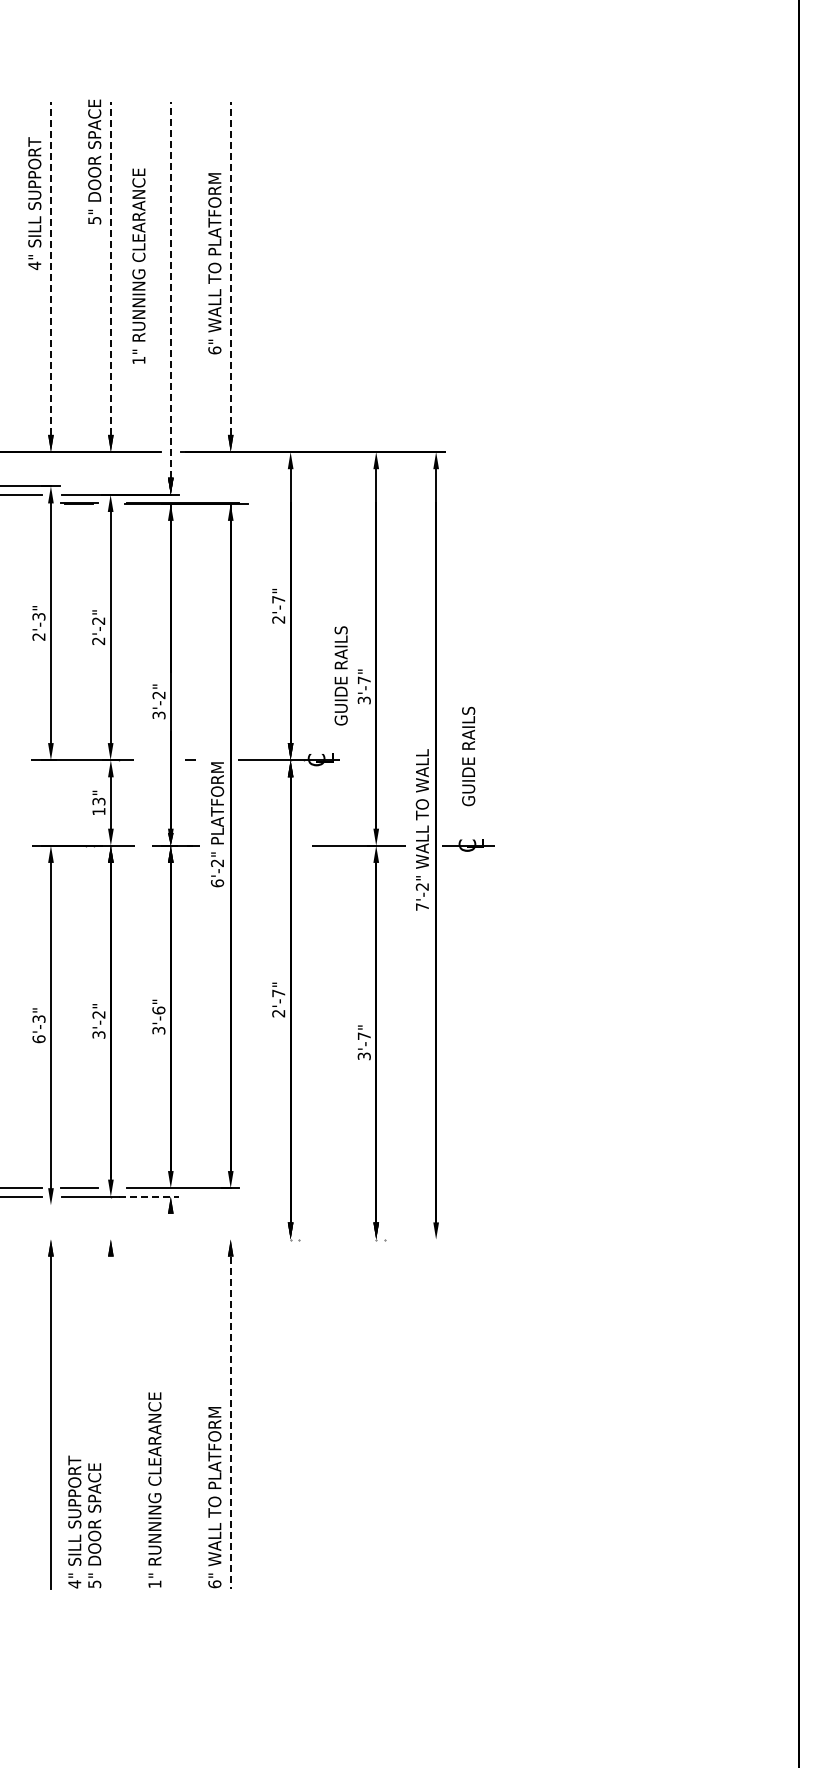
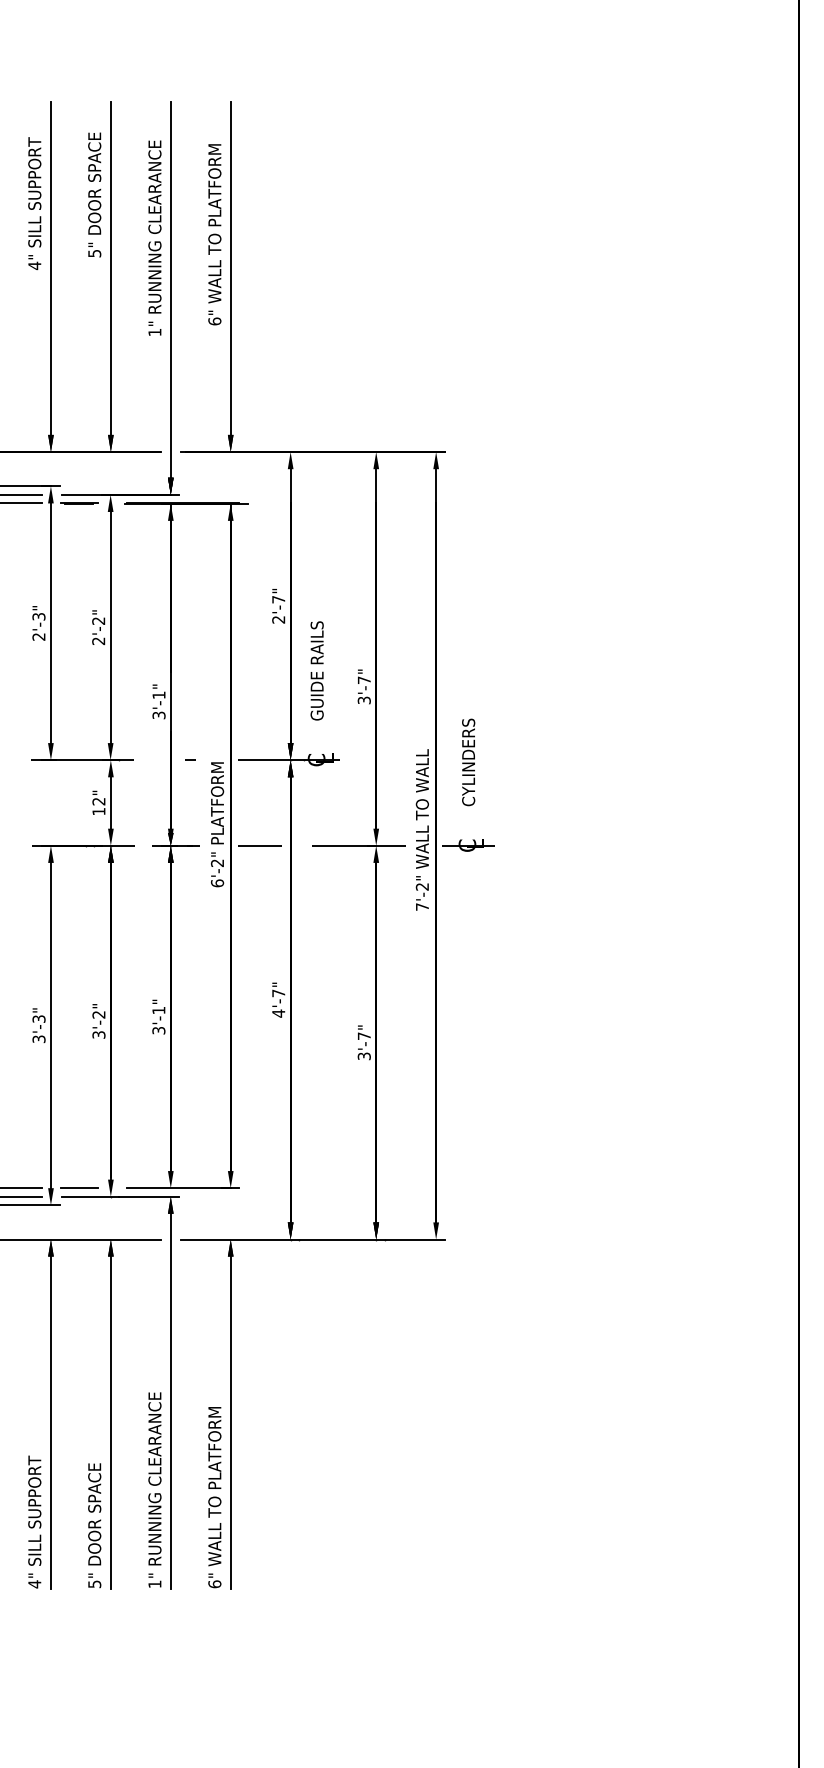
text position: (94, 161) -> (94, 194) (94, 194)
text position: (214, 263) -> (214, 234) (214, 234)
text position: (138, 265) -> (154, 237) (154, 237)
line: dashed -> solid (50, 268)
line: dashed -> solid (110, 268)
line: dashed -> solid (230, 268)
line: dashed -> solid (170, 289)
line: none -> present (21, 503)
text position: (340, 675) -> (316, 670) (316, 670)
text: 3'-2" -> 3'-1" (158, 695)
text: GUIDE RAILS -> CYLINDERS (468, 753)
text: 13" -> 12" (98, 801)
line: none -> present (259, 845)
text: 3'-6" -> 3'-1" (158, 1010)
text: 2'-7" -> 4'-7" (278, 1013)
text: 6'-3" -> 3'-3" (38, 1039)
line: dashed -> solid (149, 1196)
line: none -> present (30, 1205)
line: none -> present (81, 1239)
line: none -> present (312, 1239)
line: none -> present (170, 1401)
line: none -> present (110, 1422)
line: dashed -> solid (230, 1423)
text position: (74, 1521) -> (34, 1521) (34, 1521)
